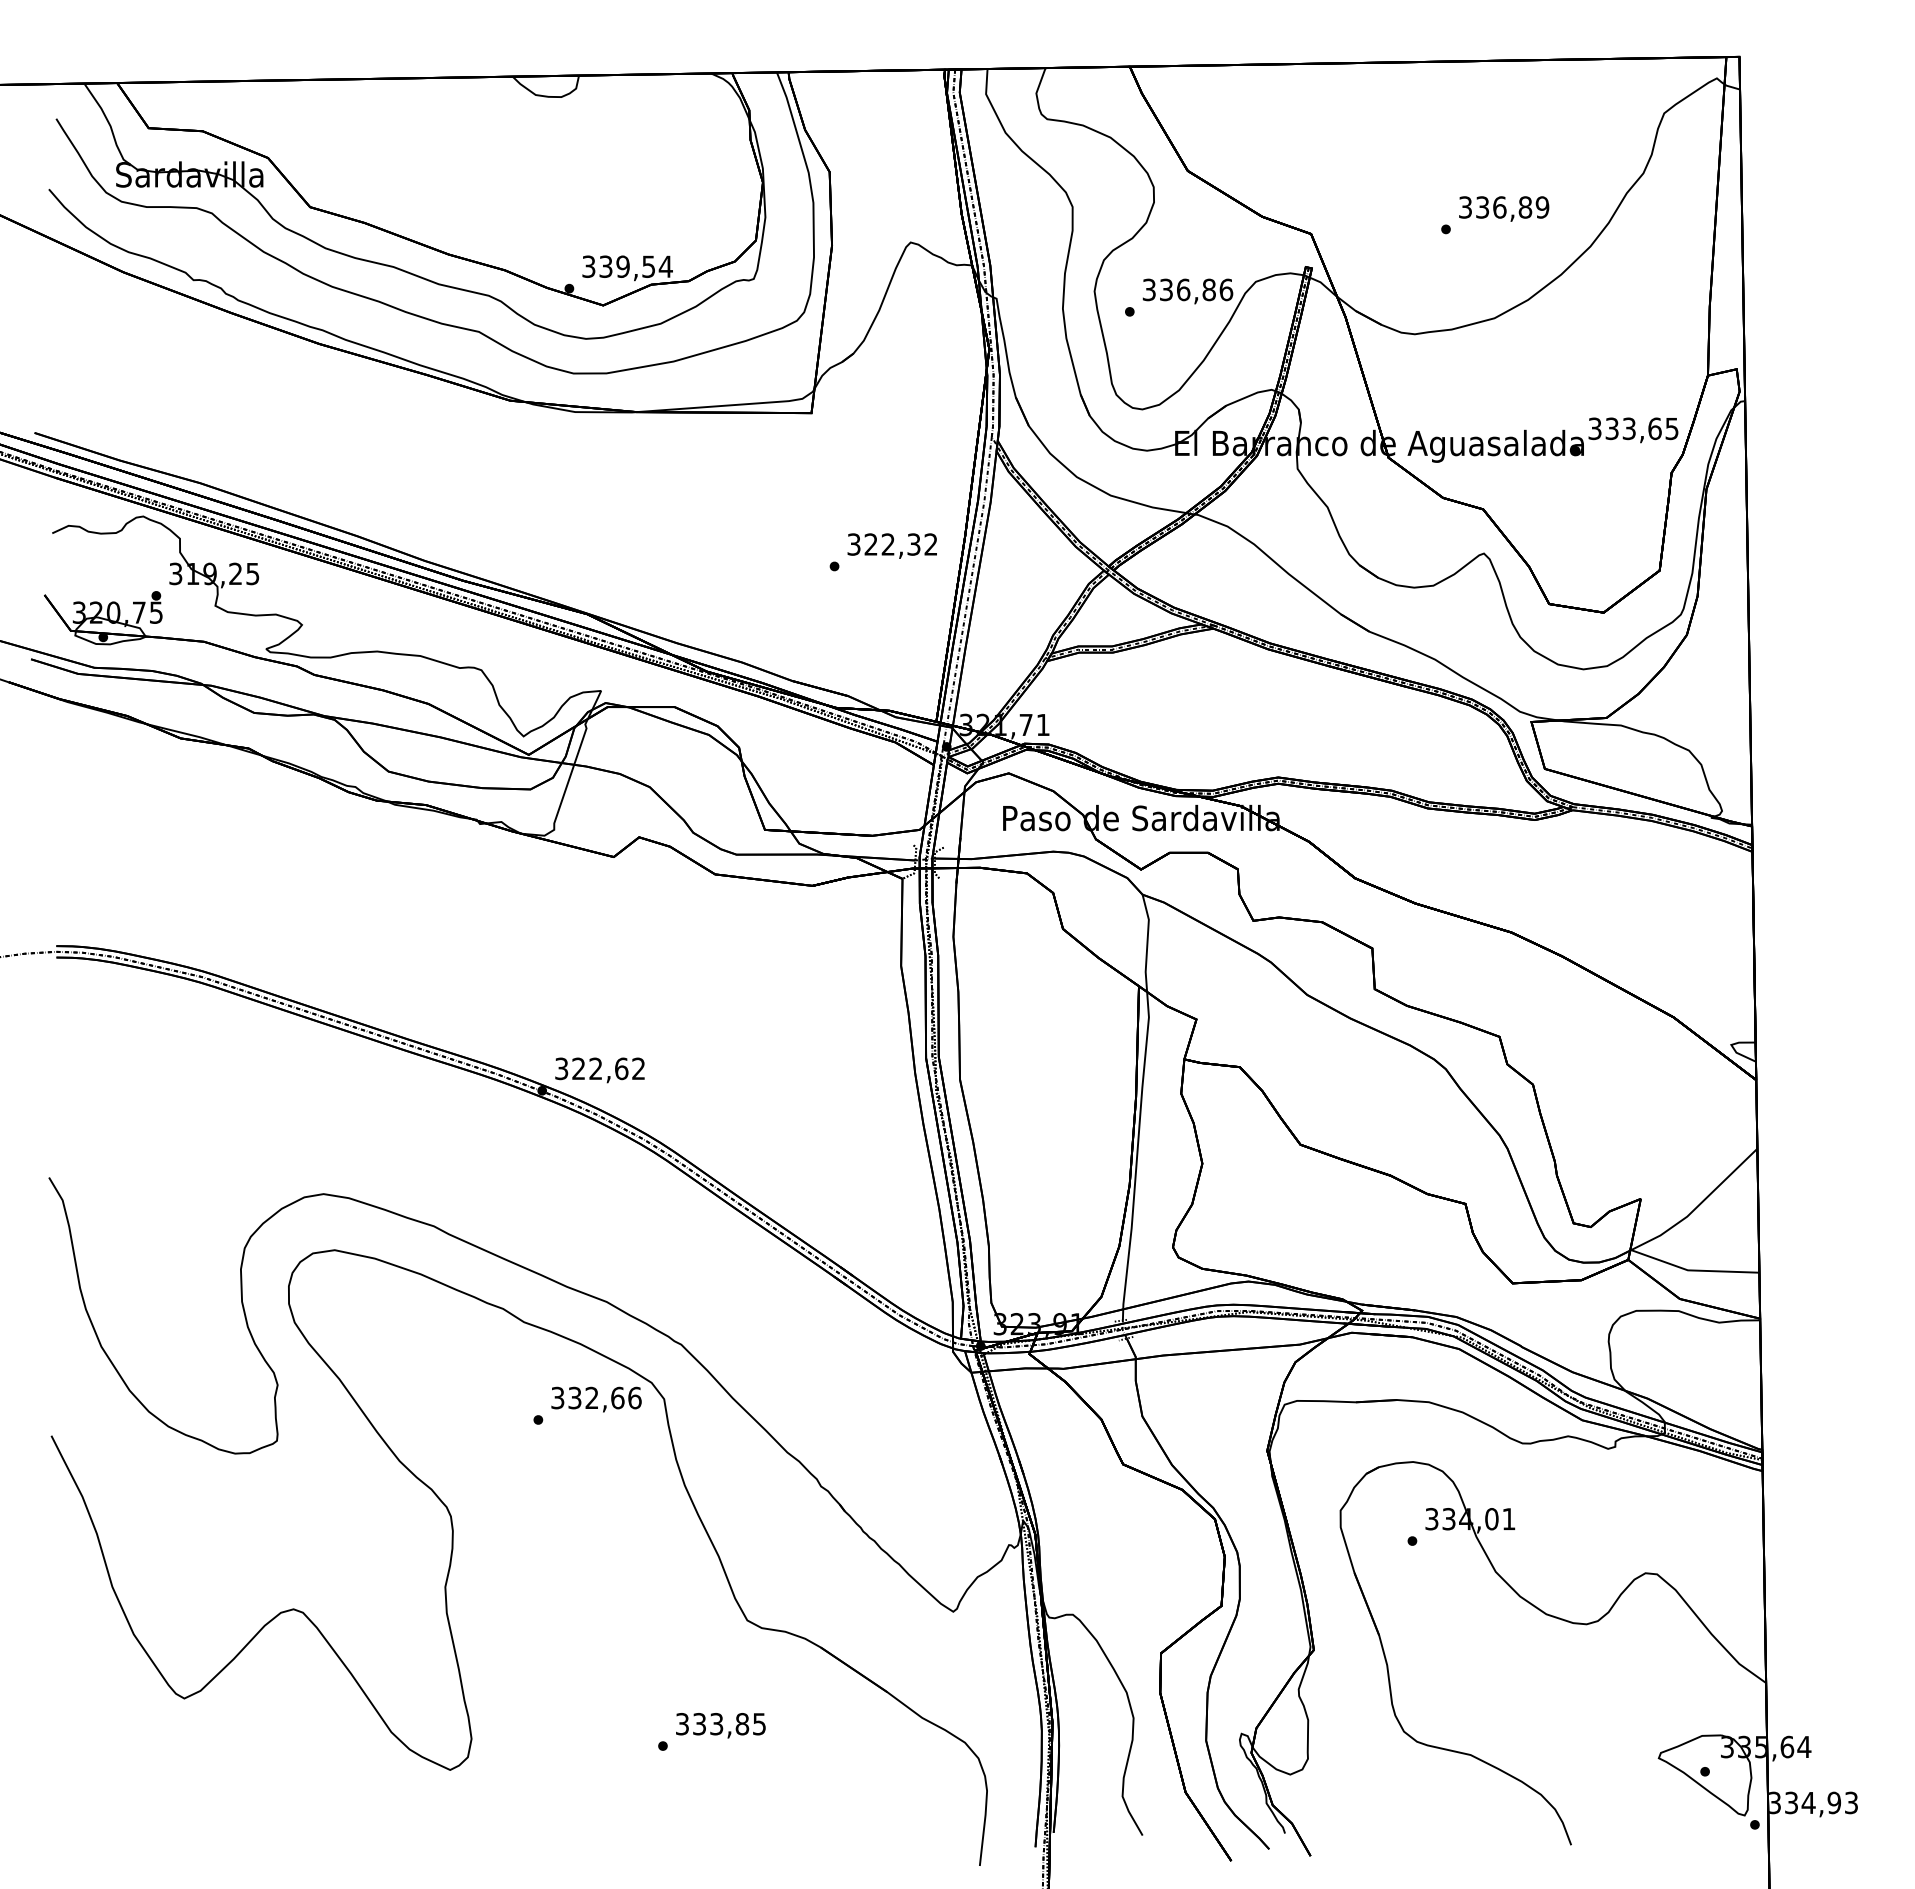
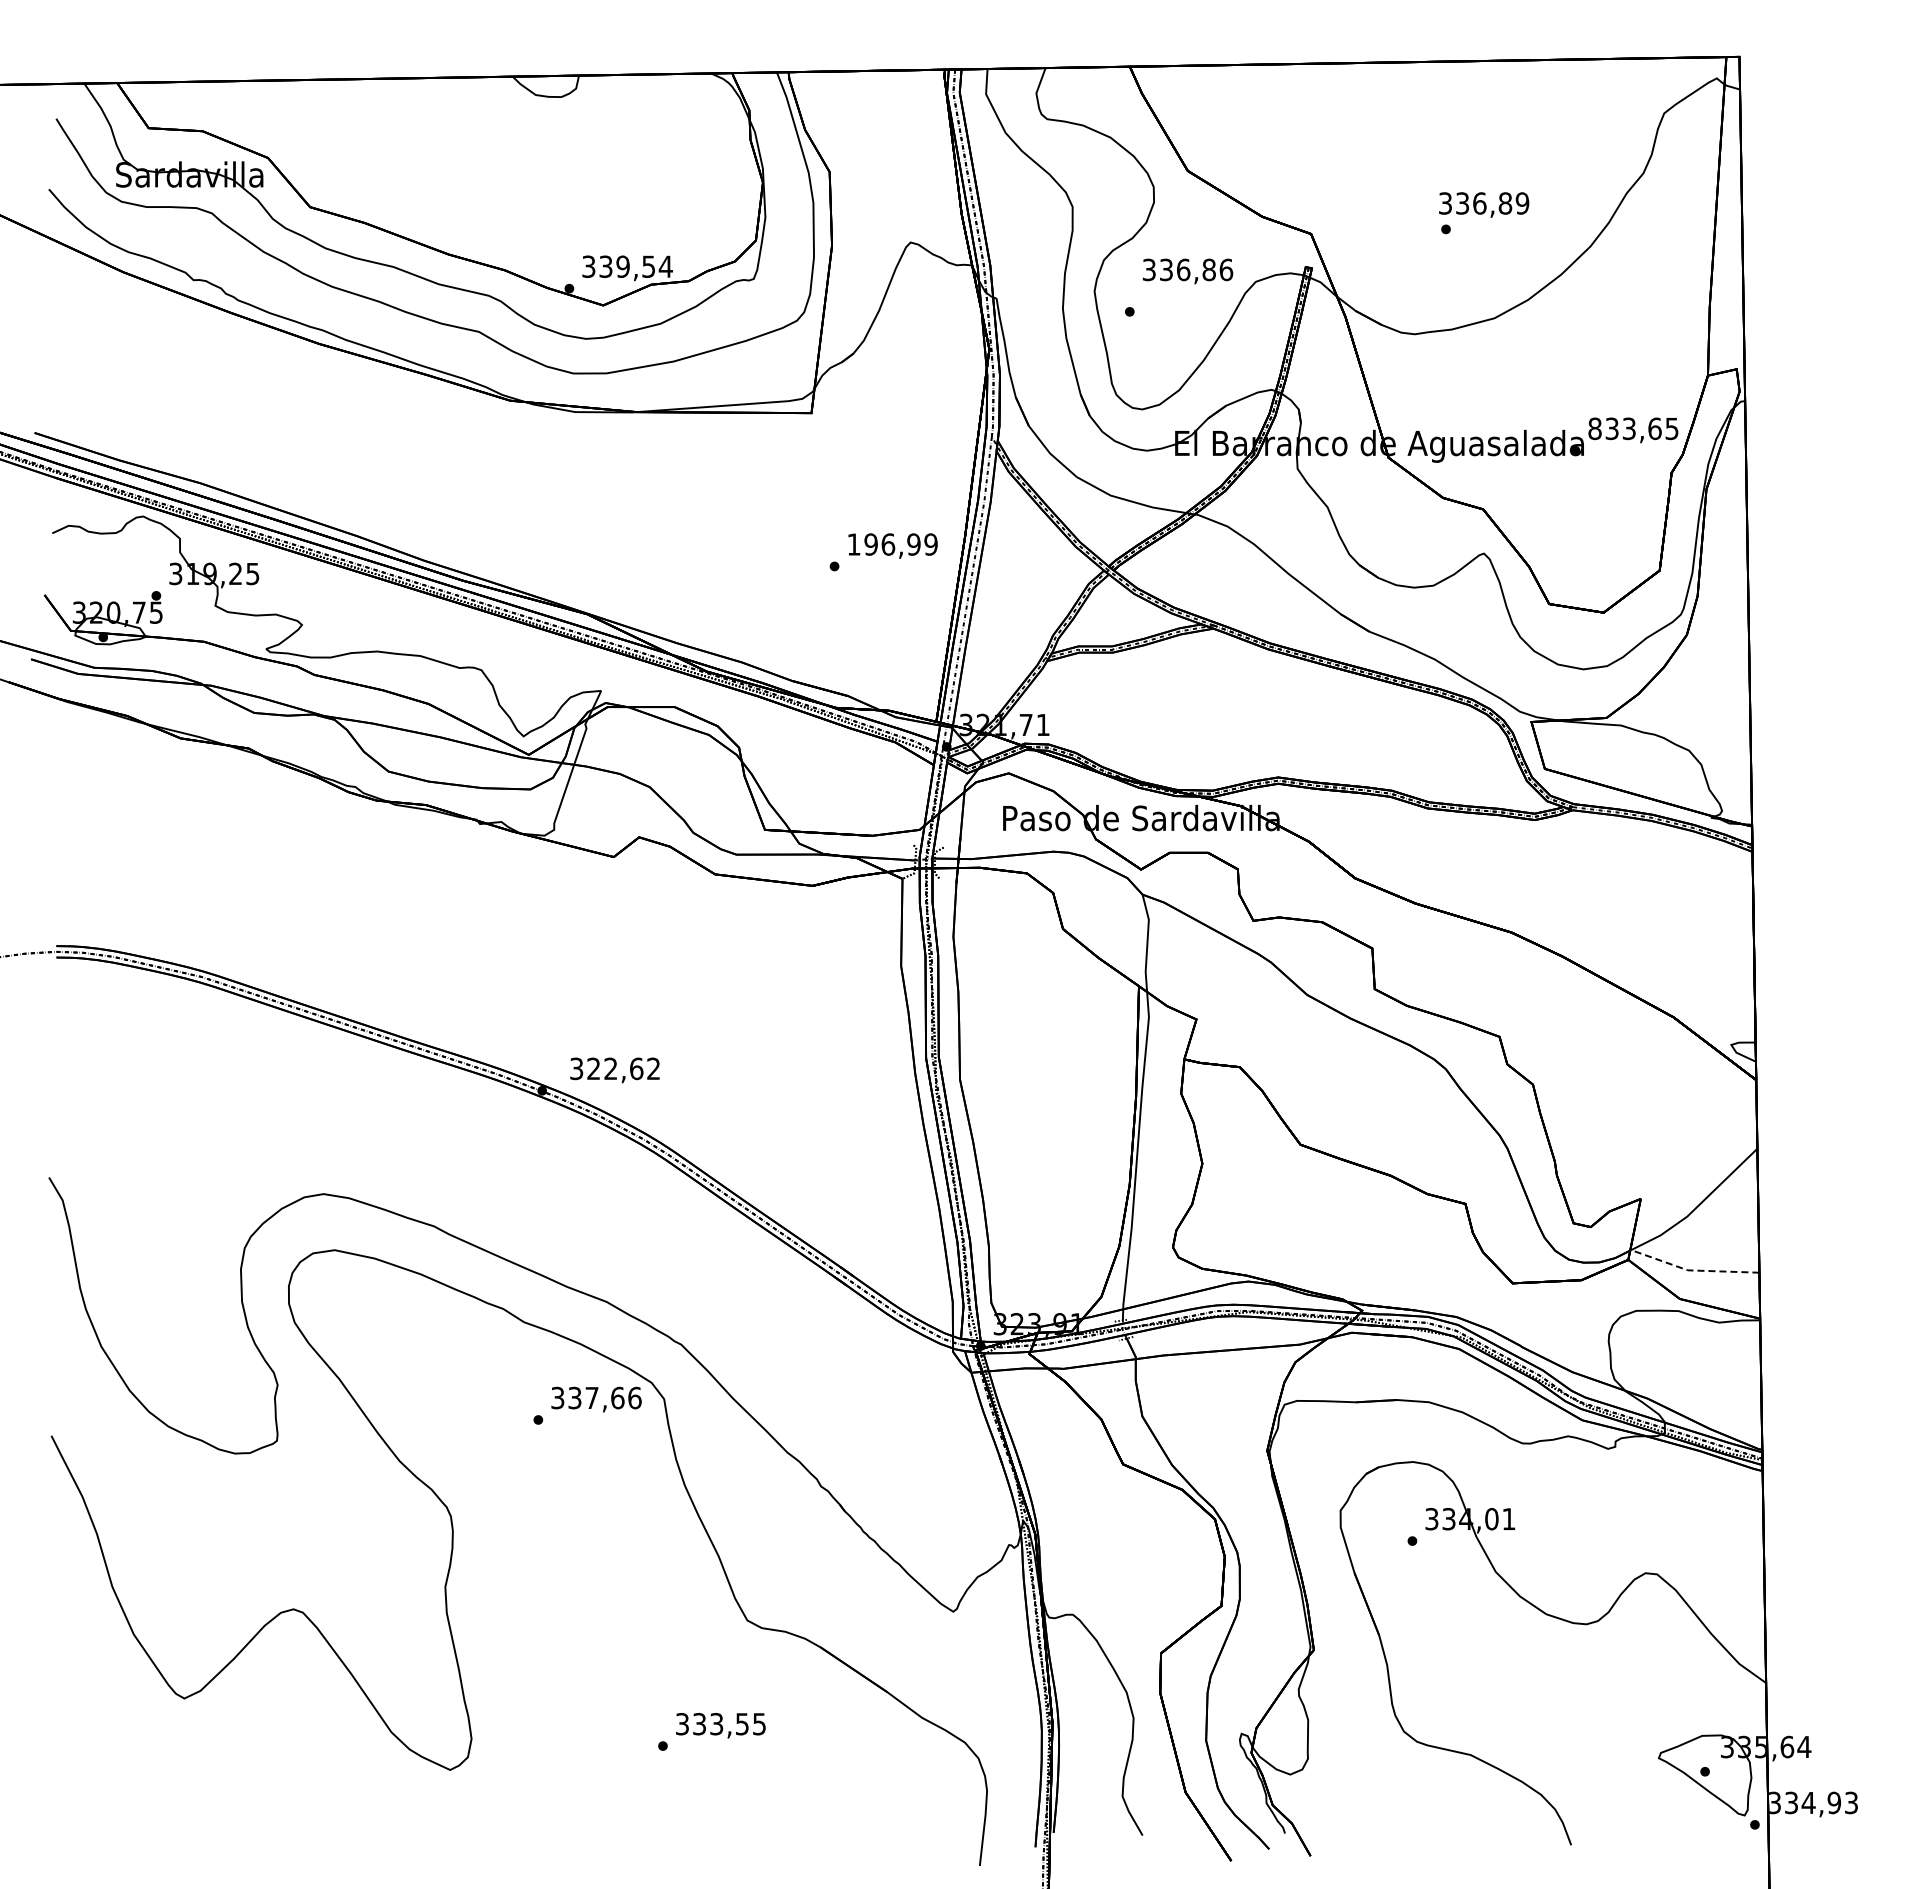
text position: (1504, 208) -> (1484, 204) (1484, 204)
text position: (1187, 291) -> (1187, 271) (1187, 271)
text: 333,65 -> 833,65 (1594, 428)
text: 322,32 -> 196,99 (892, 544)
text position: (599, 1070) -> (614, 1070) (614, 1070)
line: solid -> dashed (1692, 1270)
text: 332,66 -> 337,66 (591, 1397)
text: 333,85 -> 333,55 (742, 1724)
